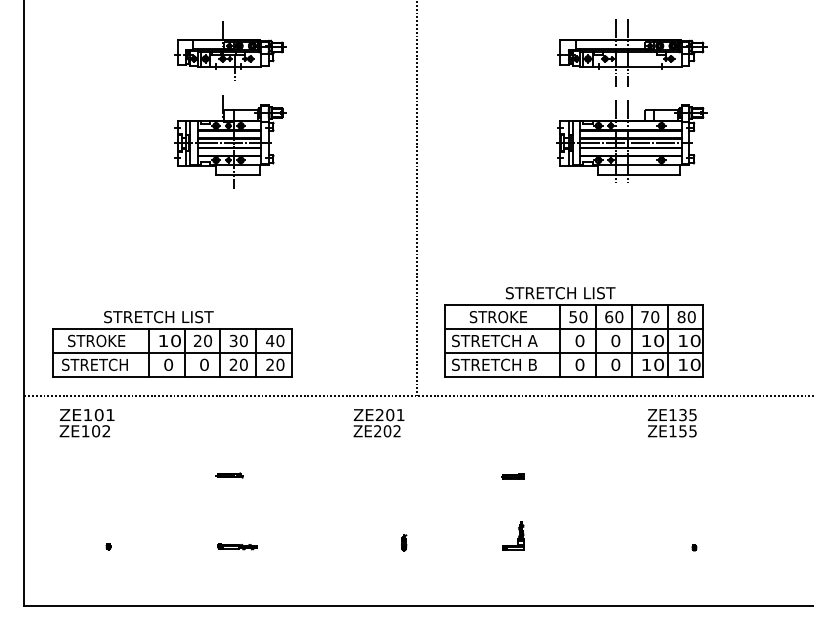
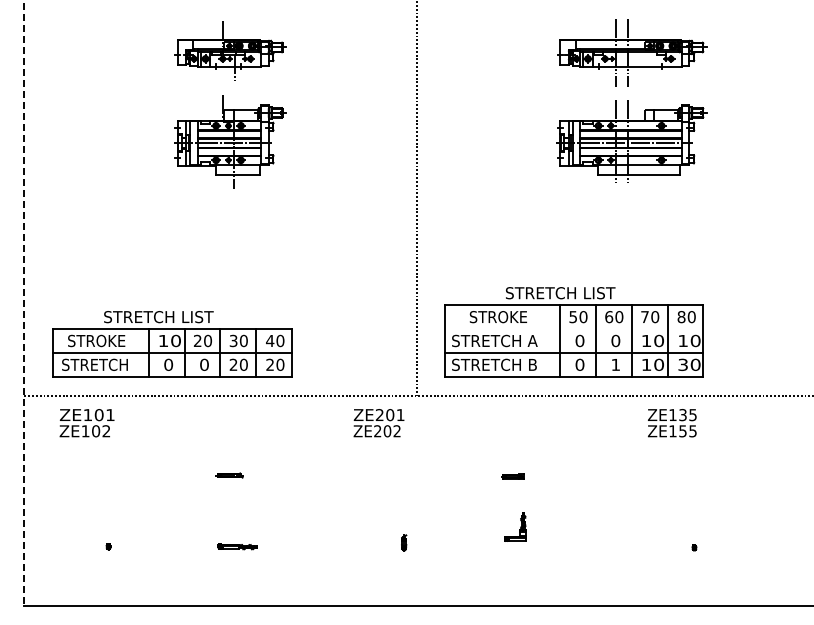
line: solid -> dashed (24, 303)
line: present -> none (574, 329)
text: 0 -> 1 (615, 364)
text: 10 -> 30 (682, 364)
part position: (513, 535) -> (515, 526) (515, 526)
